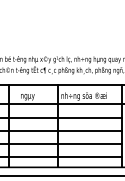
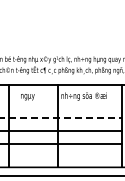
line: present -> none (61, 104)
line: solid -> dashed (61, 117)
line: present -> none (61, 157)
